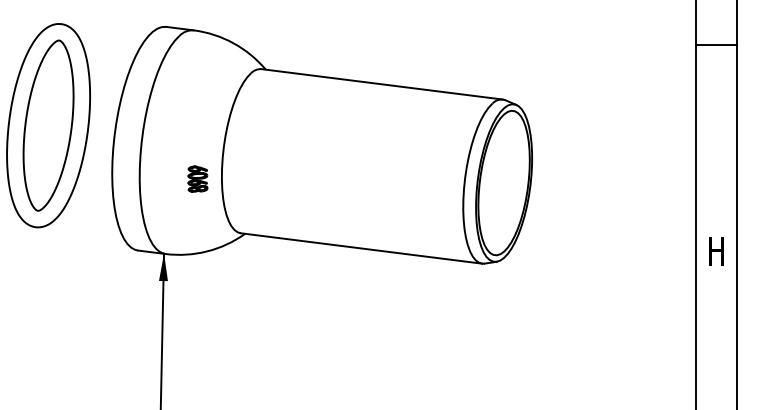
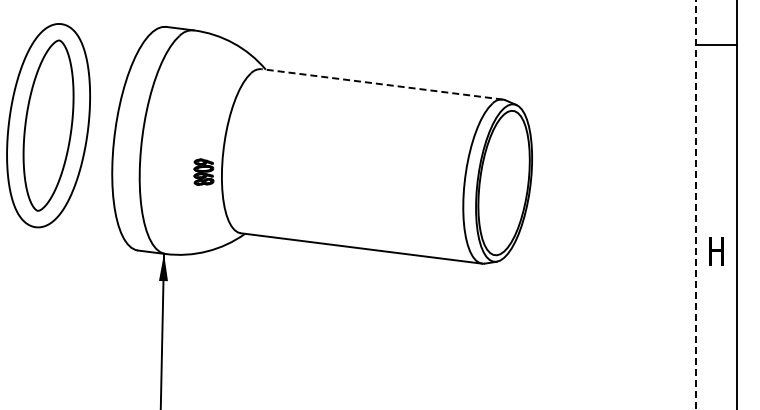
line: solid -> dashed (382, 84)
part position: (197, 178) -> (203, 171) (203, 171)
line: solid -> dashed (695, 205)
